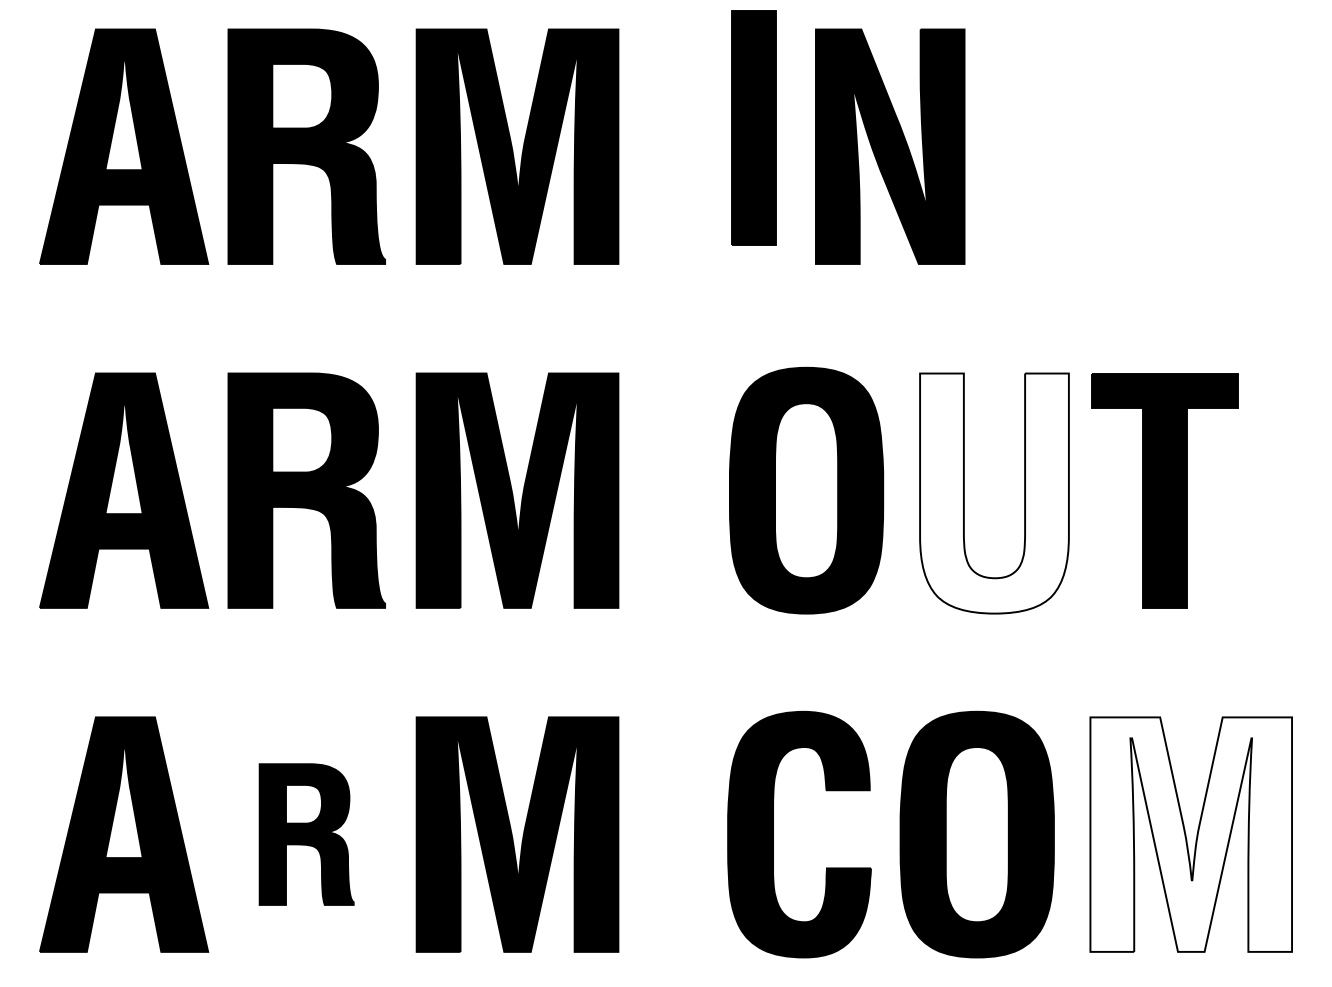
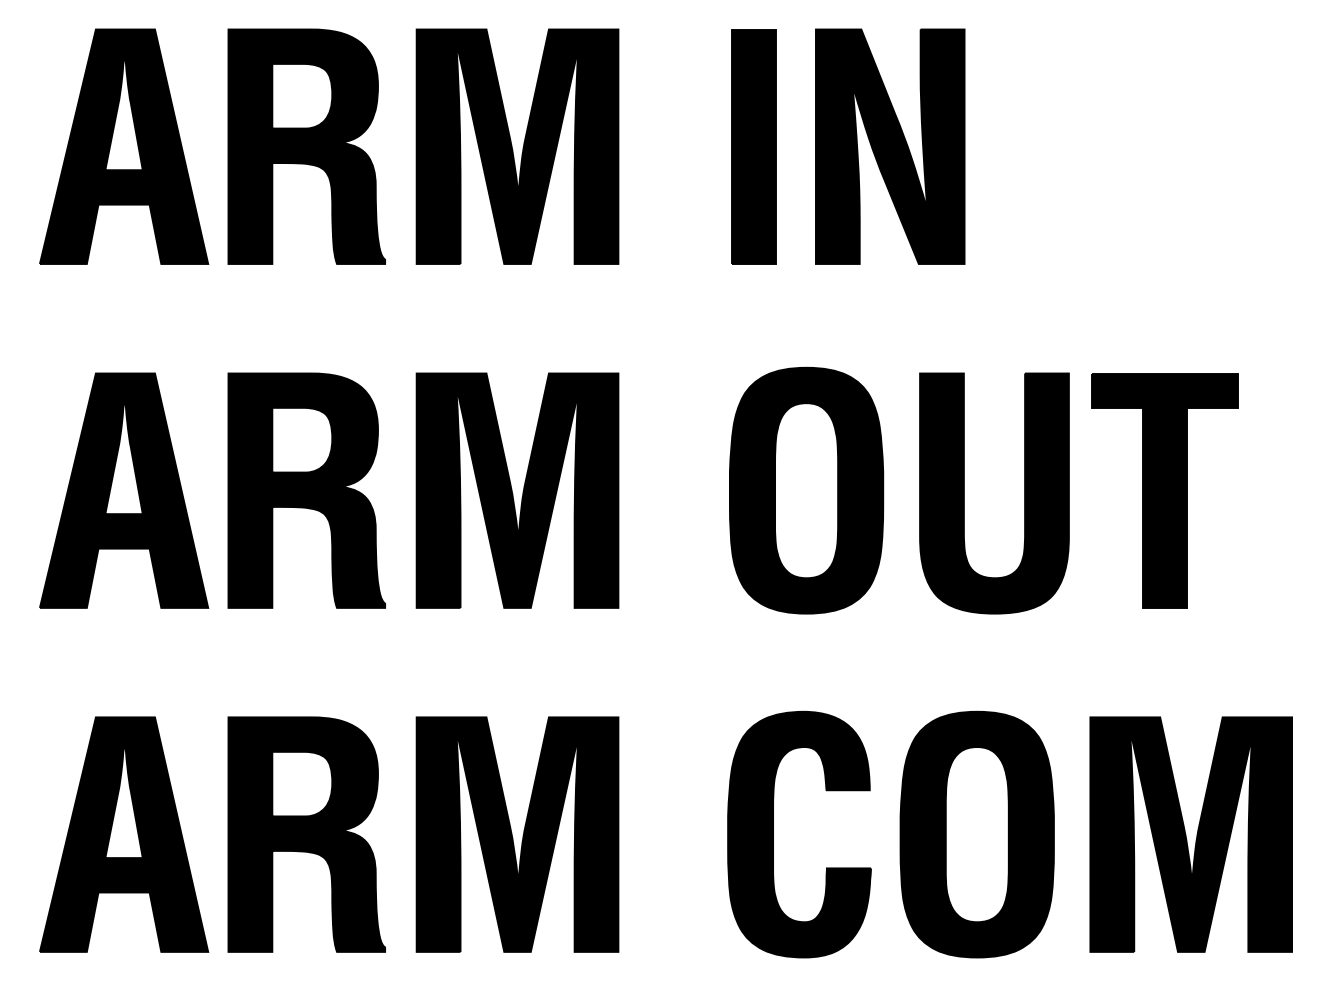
part position: (753, 127) -> (753, 146) (753, 146)
fill: none -> present (994, 493)
part size: 97x143 px -> 159x237 px (306, 834)
fill: none -> present (1191, 834)
